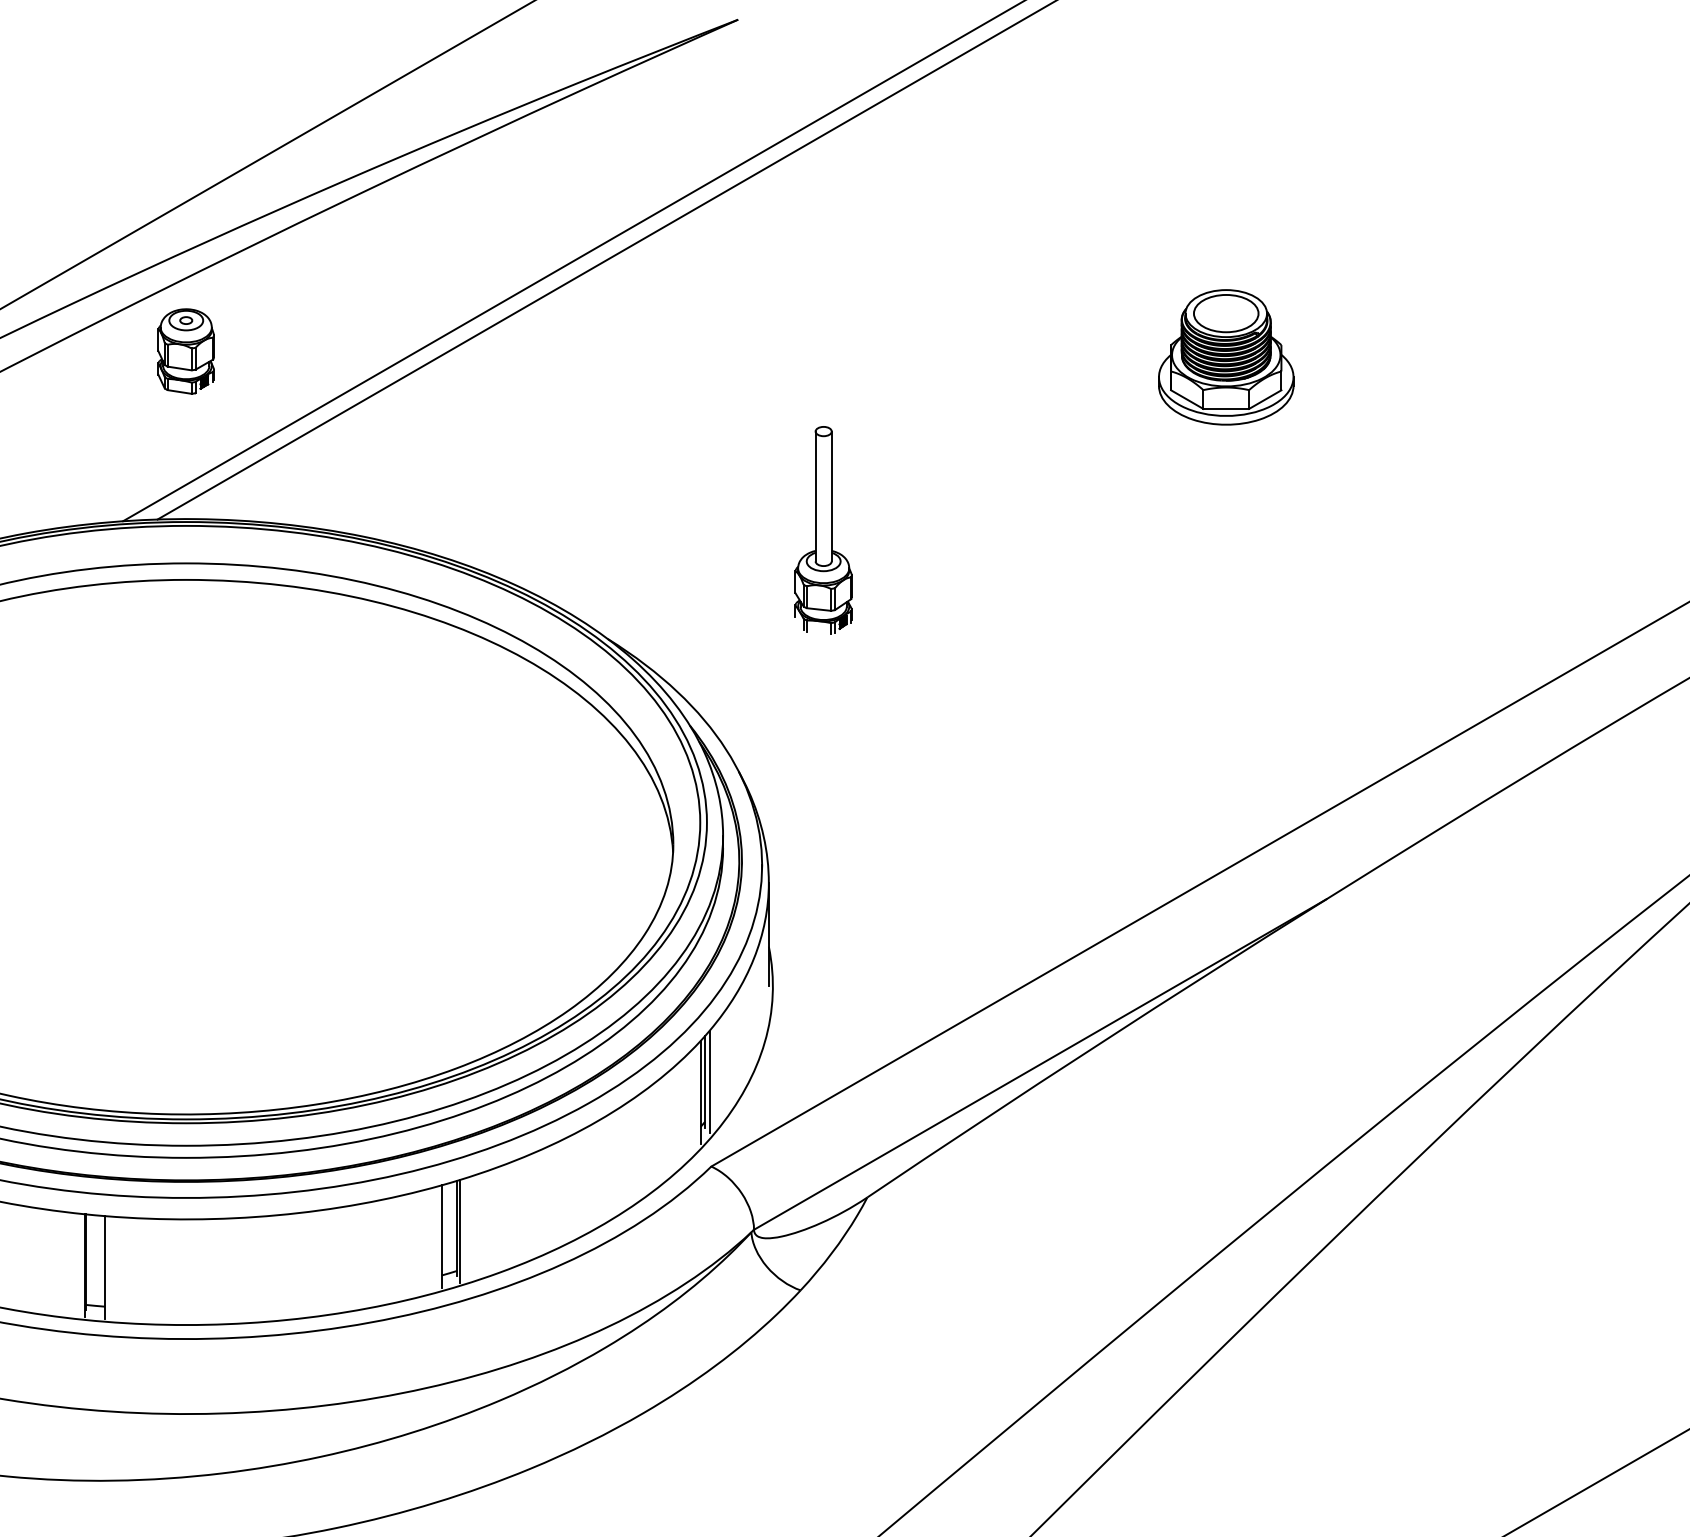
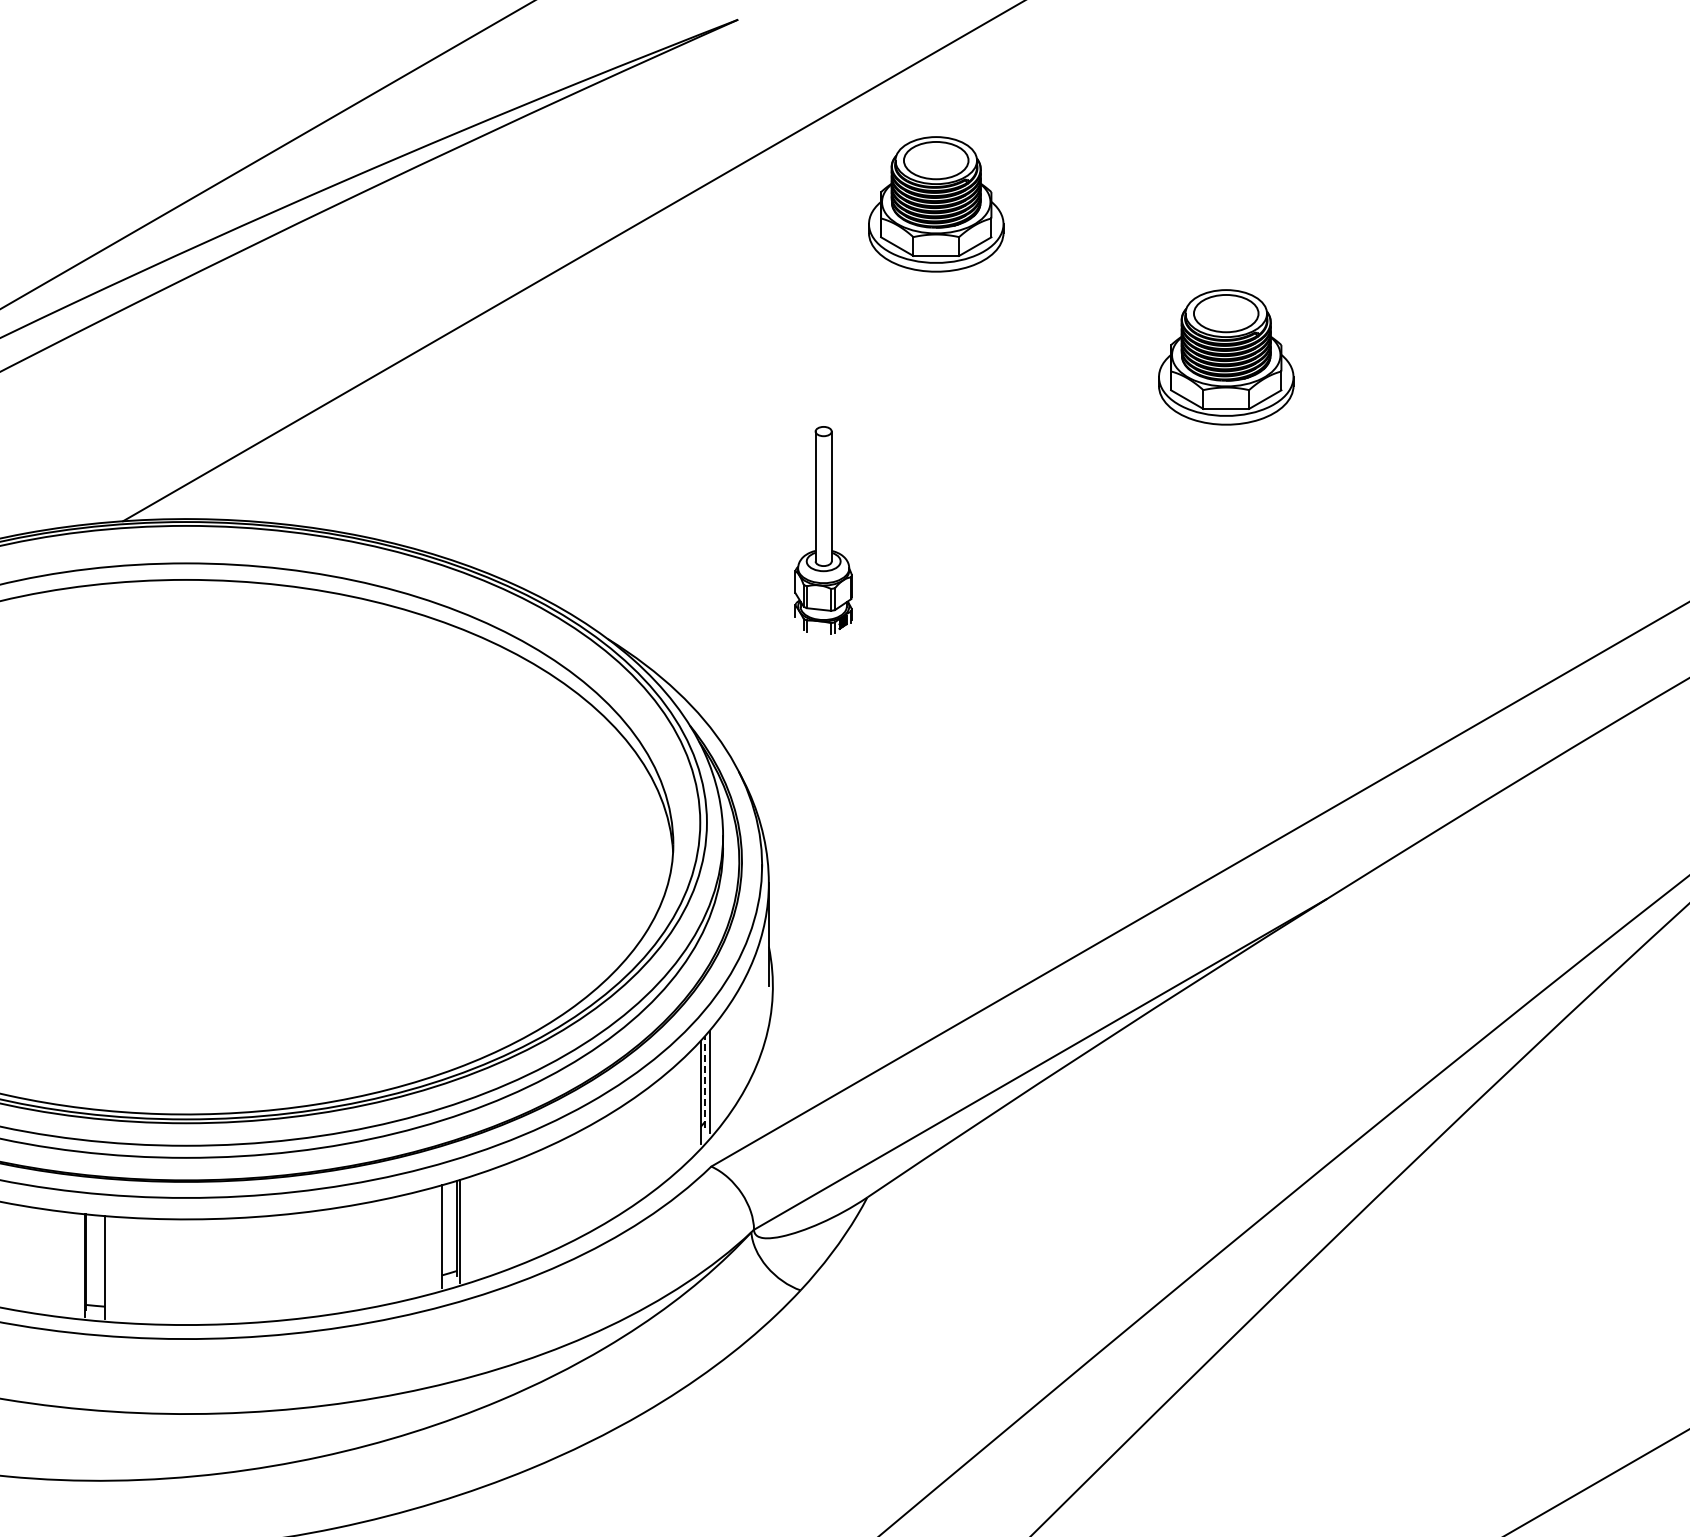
part: none -> present (936, 204)
line: present -> none (605, 260)
part: present -> none (185, 351)
line: solid -> dashed (705, 1082)
